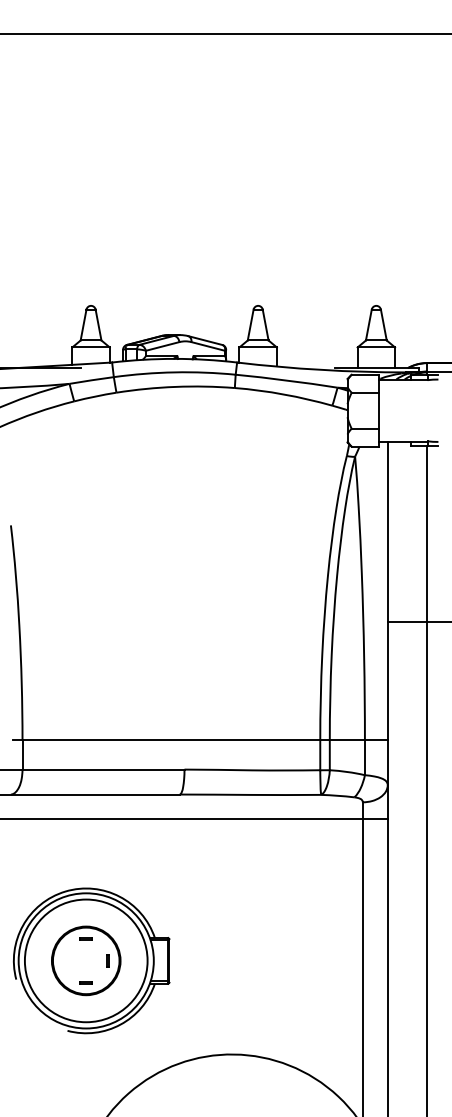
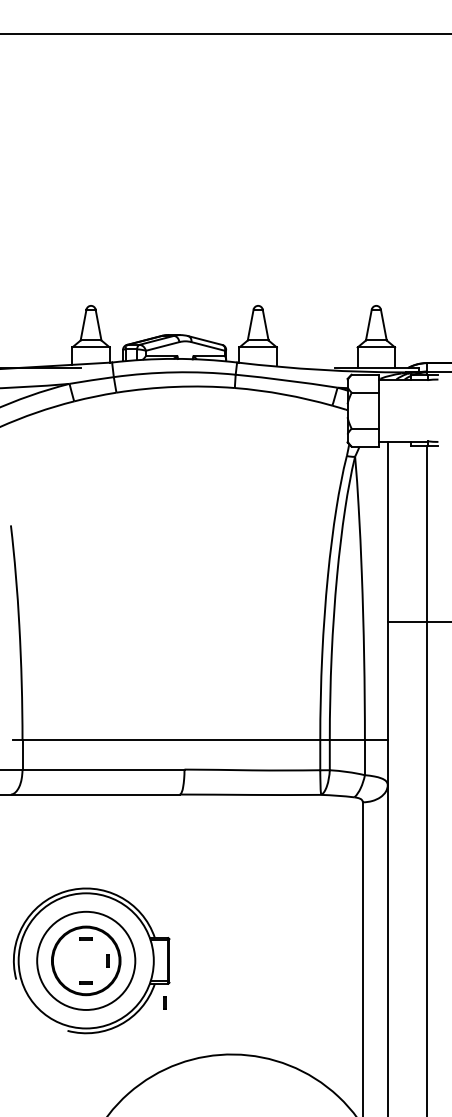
line: present -> none (194, 819)
circle diameter: 123 px -> 98 px (86, 960)
part: none -> present (164, 1002)
